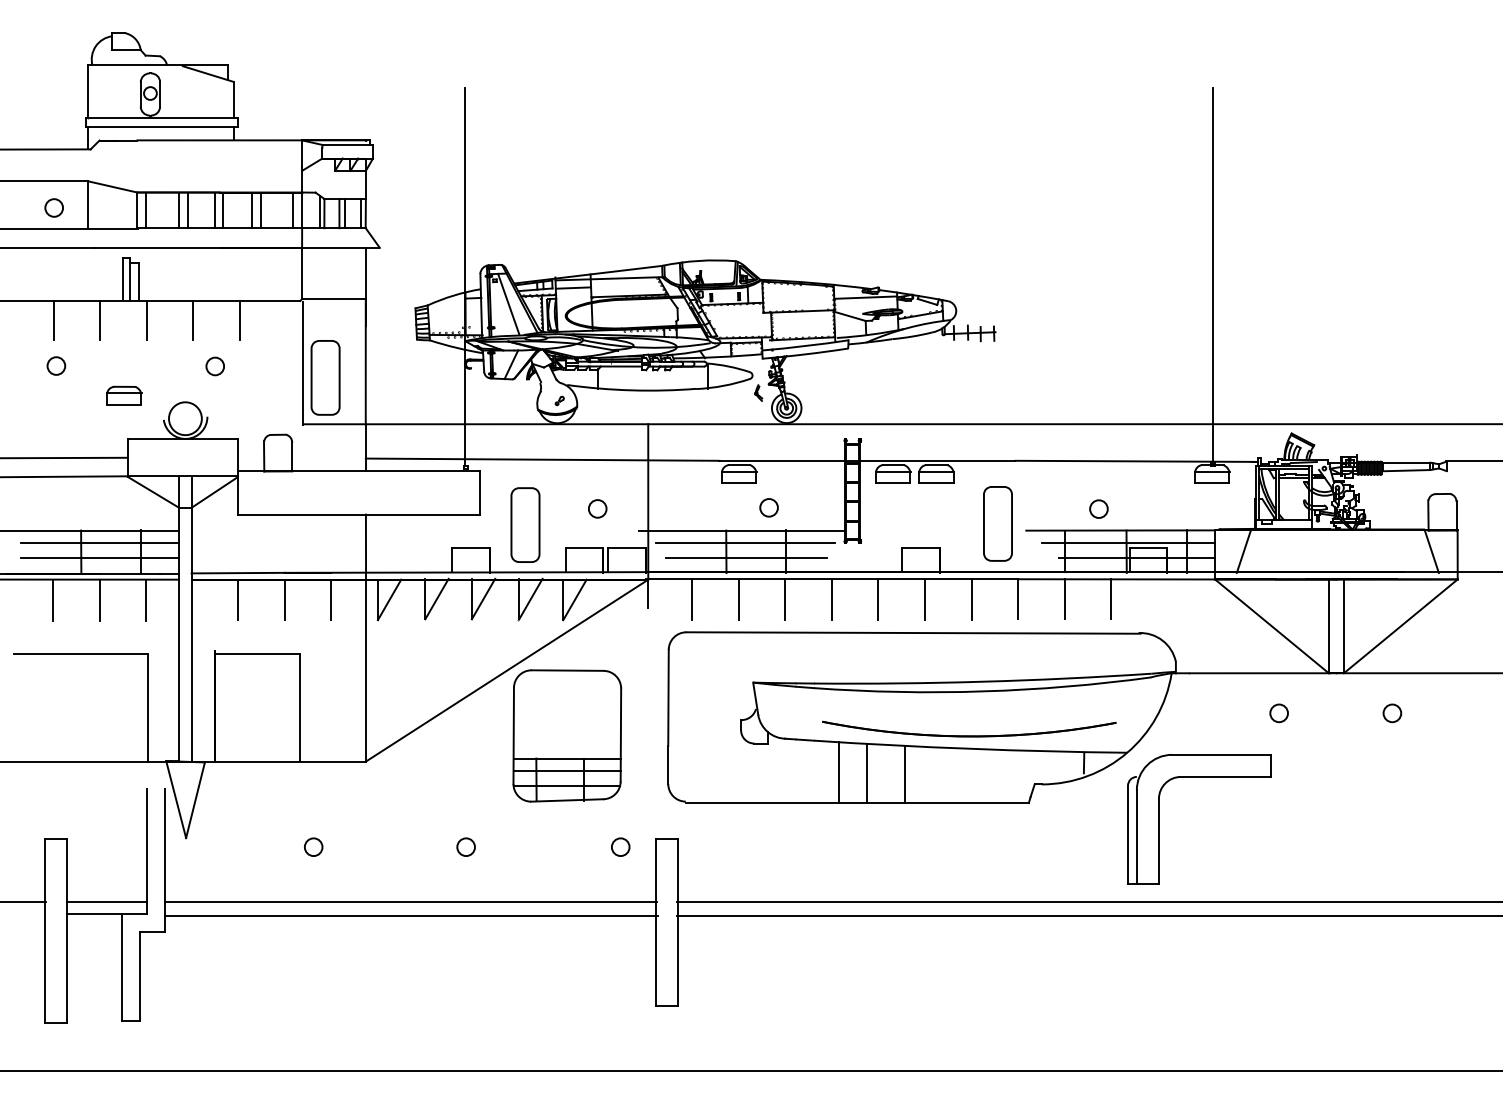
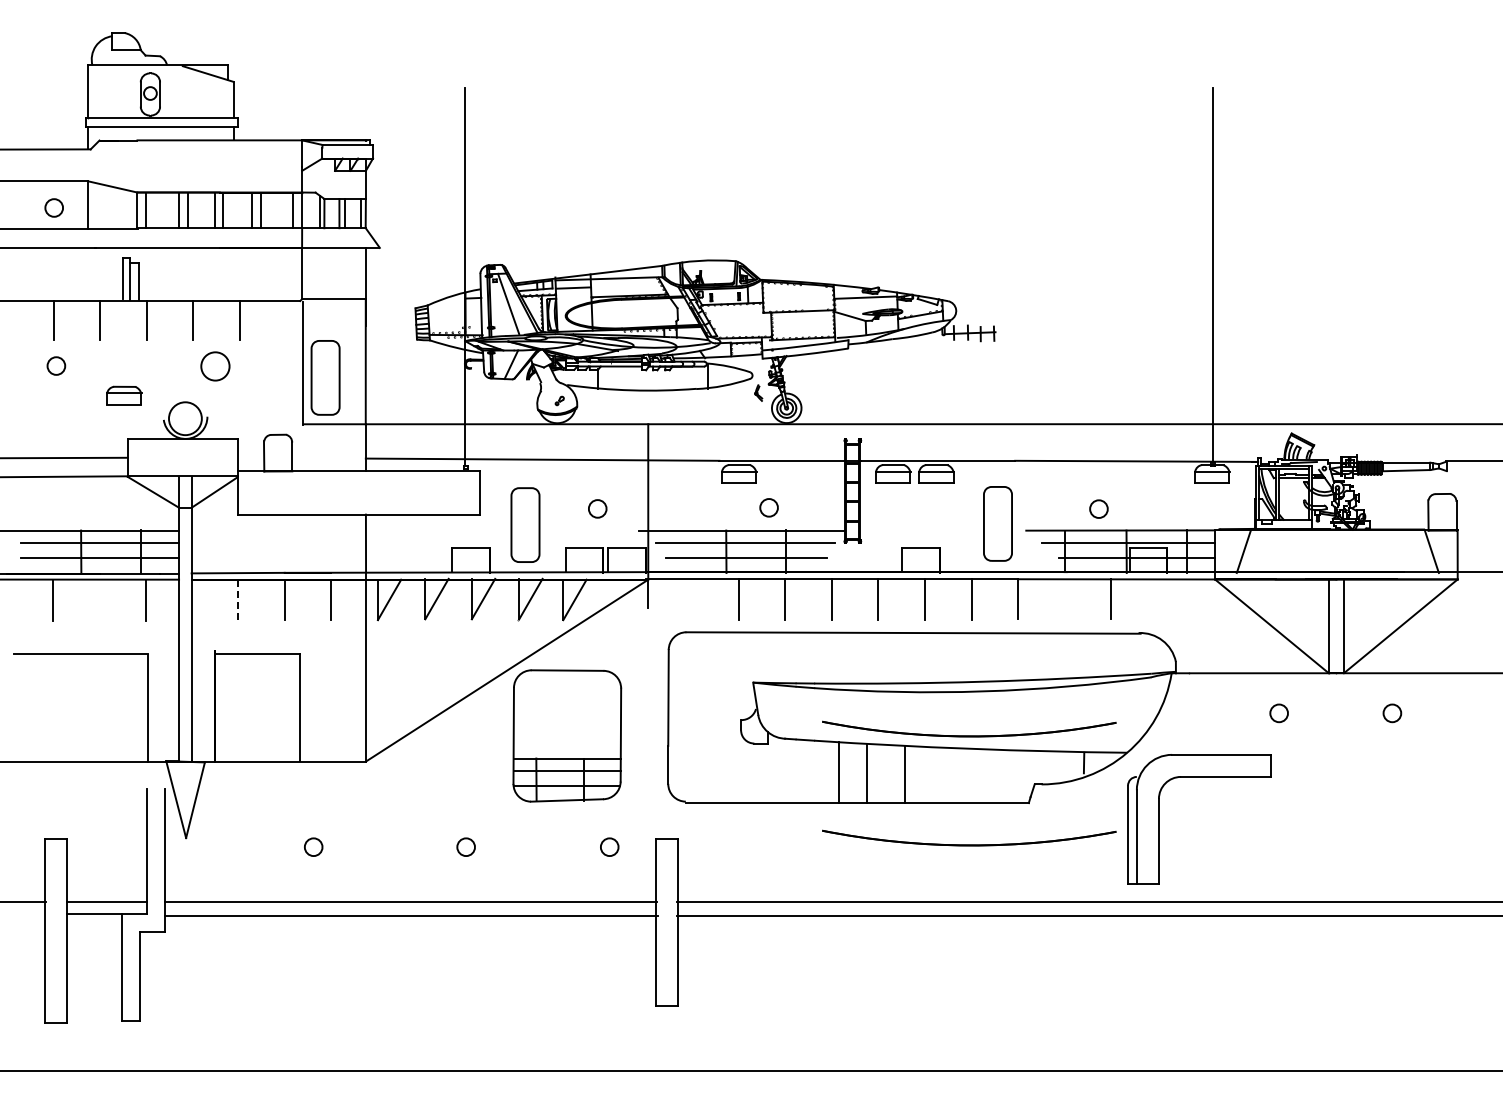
circle size: 20x21 px -> 31x31 px (215, 366)
line: present -> none (99, 599)
line: solid -> dashed (238, 599)
line: present -> none (692, 599)
line: present -> none (1064, 599)
part: none -> present (969, 844)
circle position: (620, 846) -> (609, 846) (609, 846)
